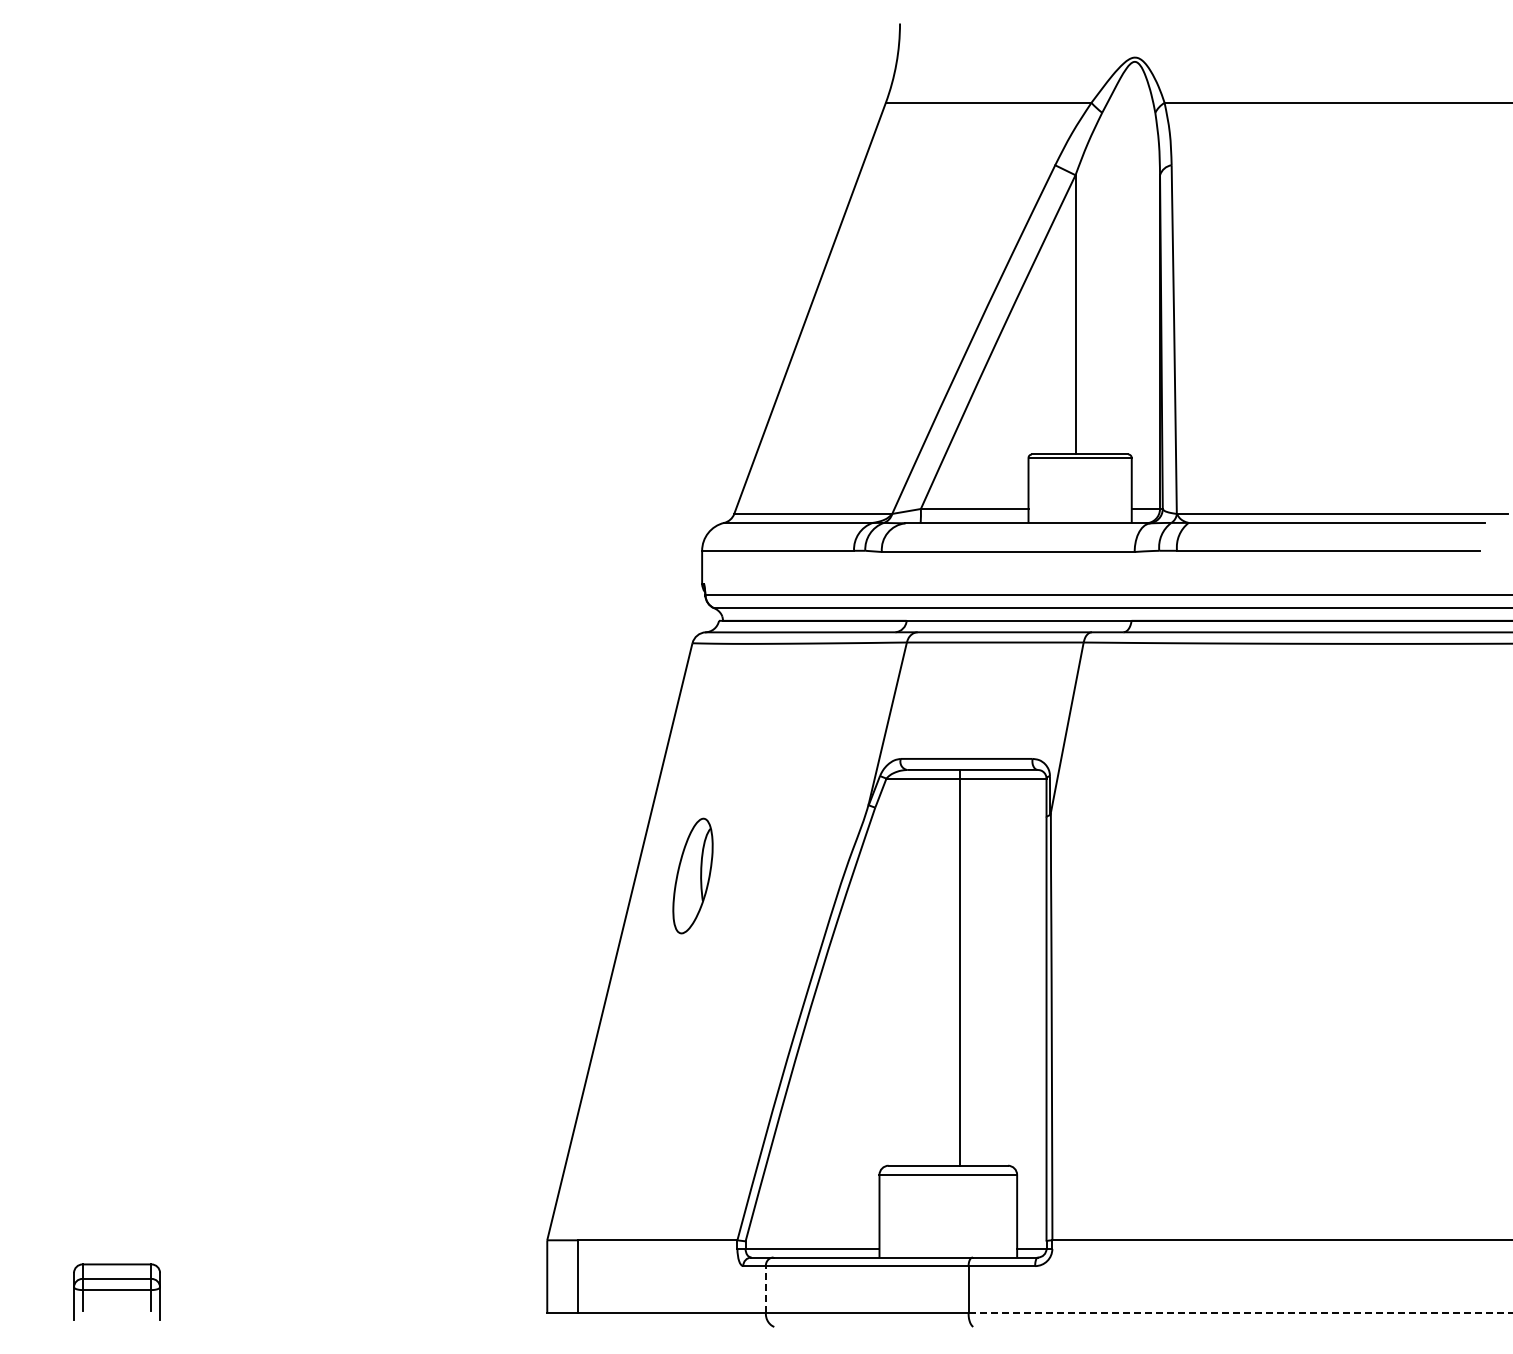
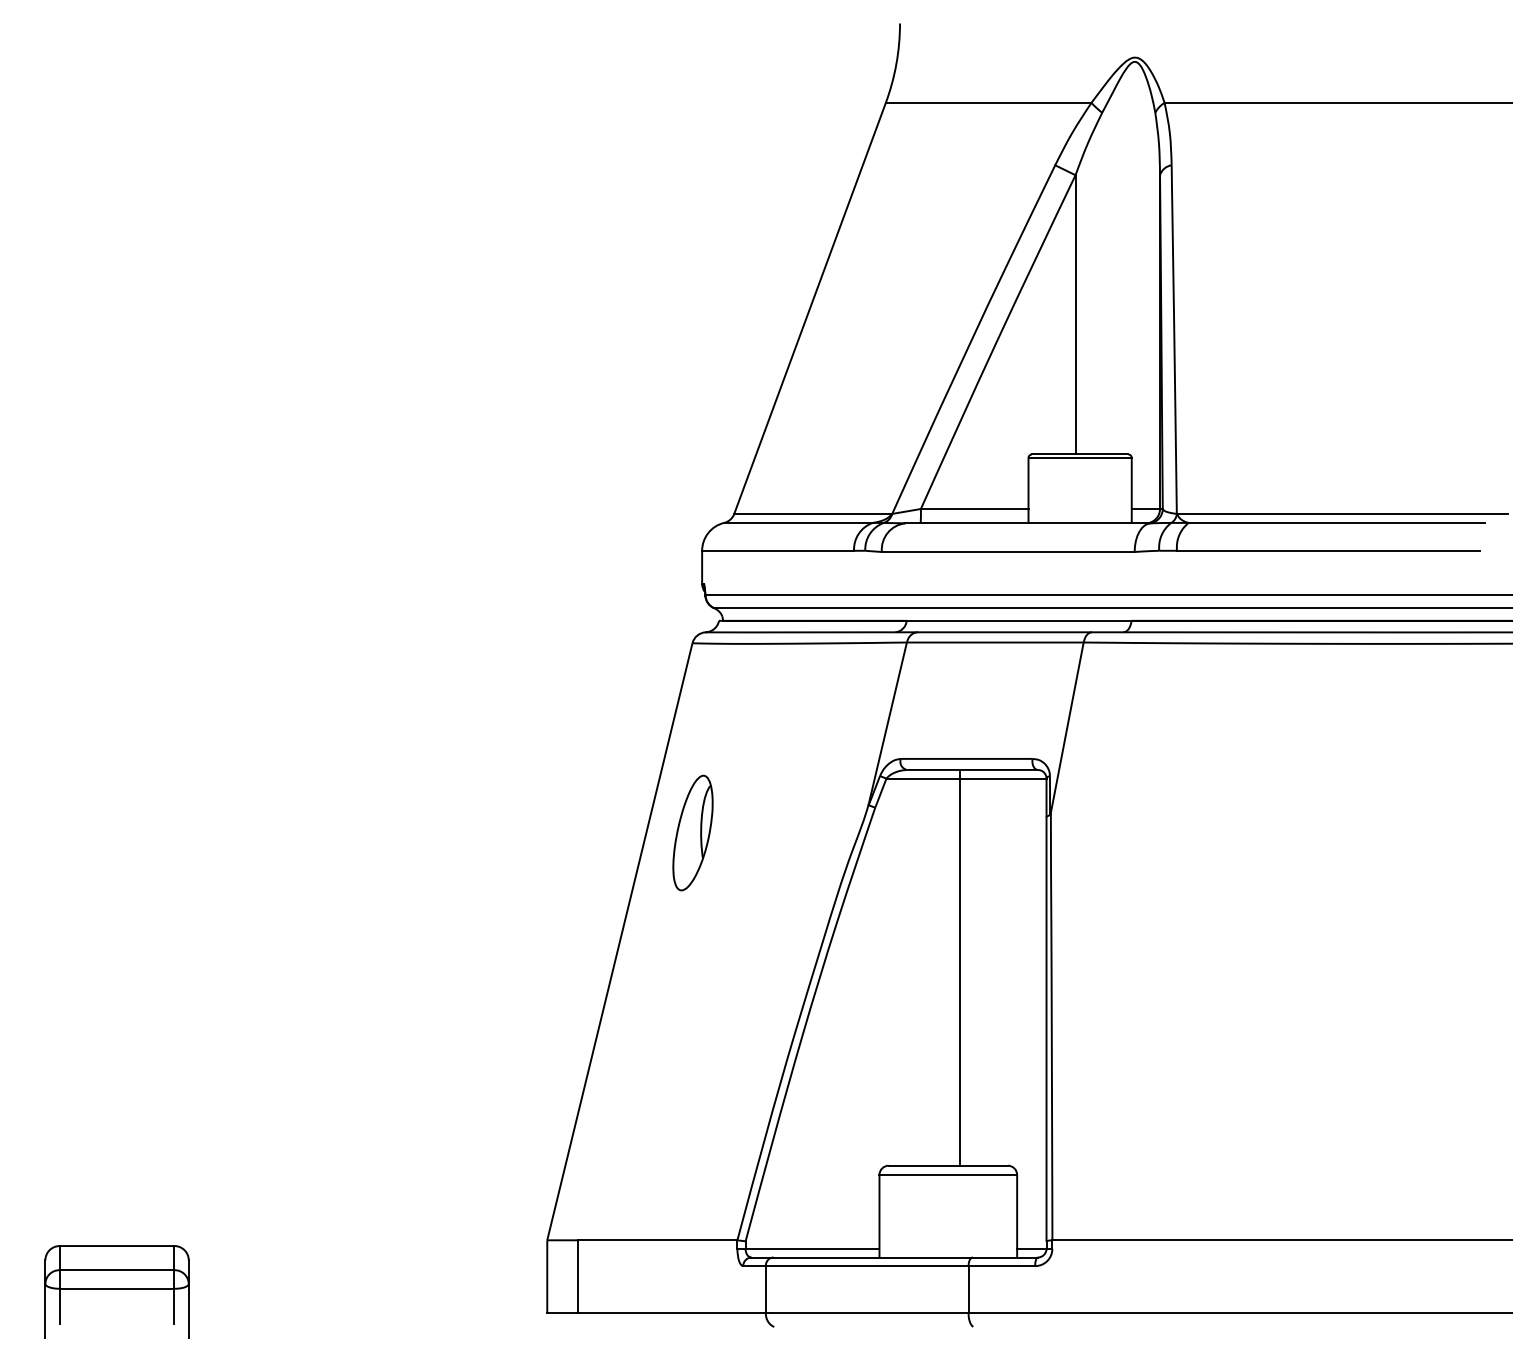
part position: (692, 875) -> (692, 832) (692, 832)
line: dashed -> solid (765, 1289)
part size: 88x58 px -> 146x94 px (116, 1291)
line: dashed -> solid (1241, 1313)
